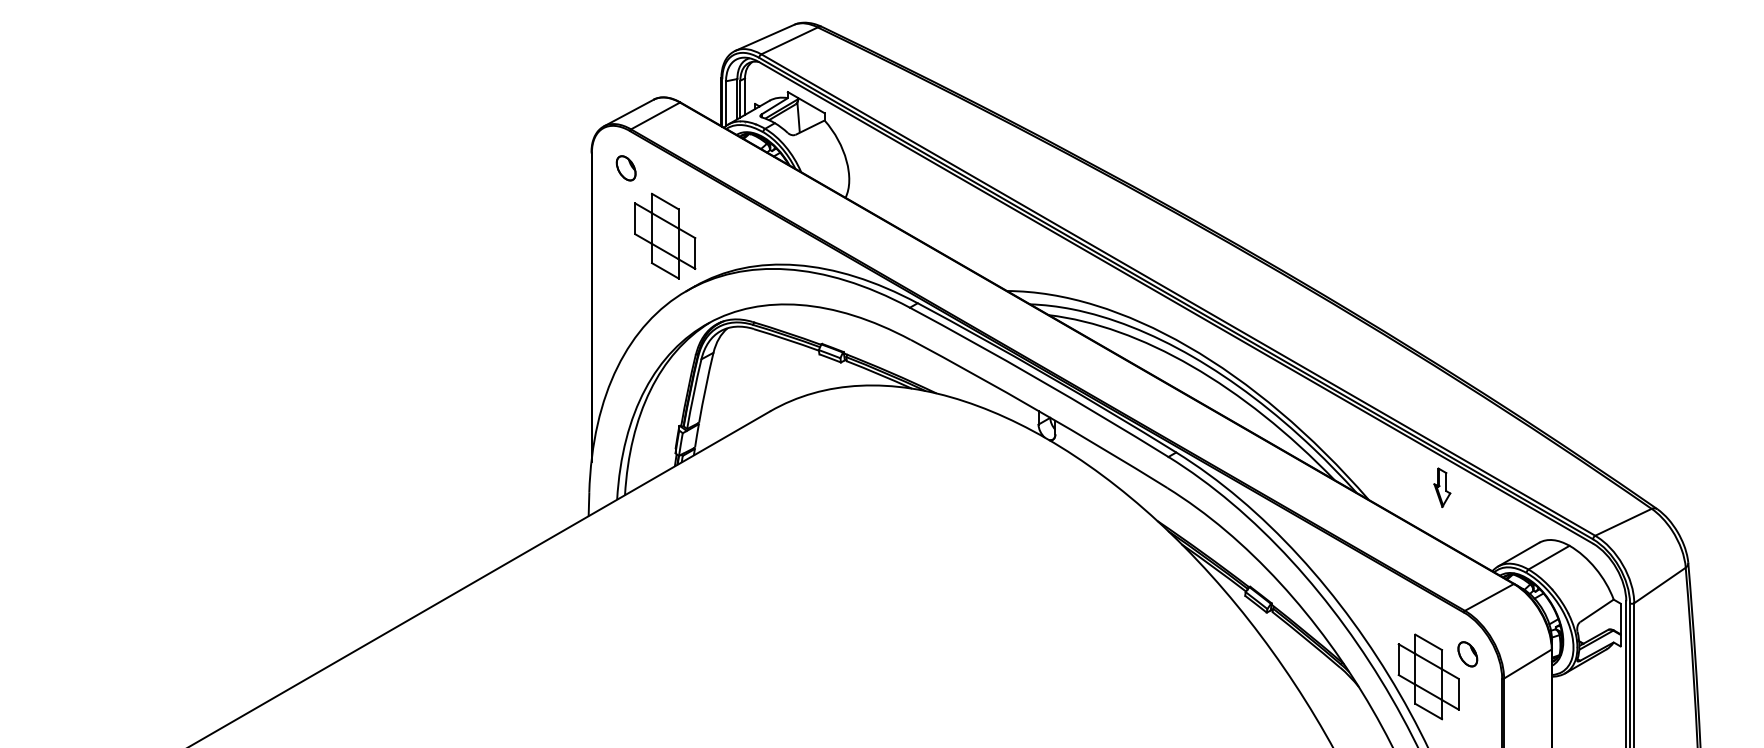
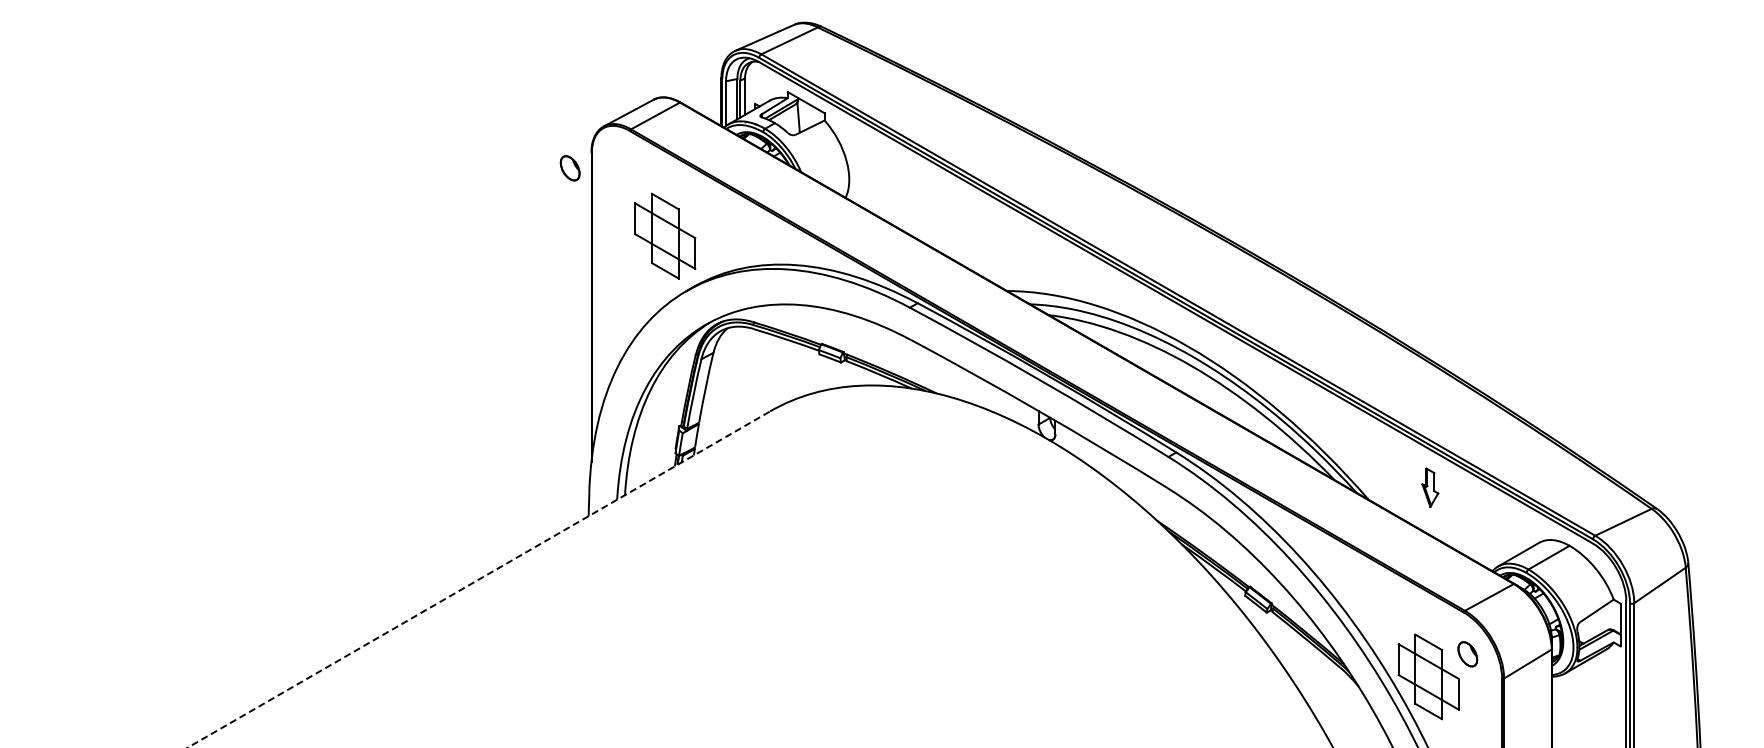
part position: (625, 168) -> (569, 168) (569, 168)
part position: (1442, 487) -> (1430, 487) (1430, 487)
line: solid -> dashed (479, 579)
